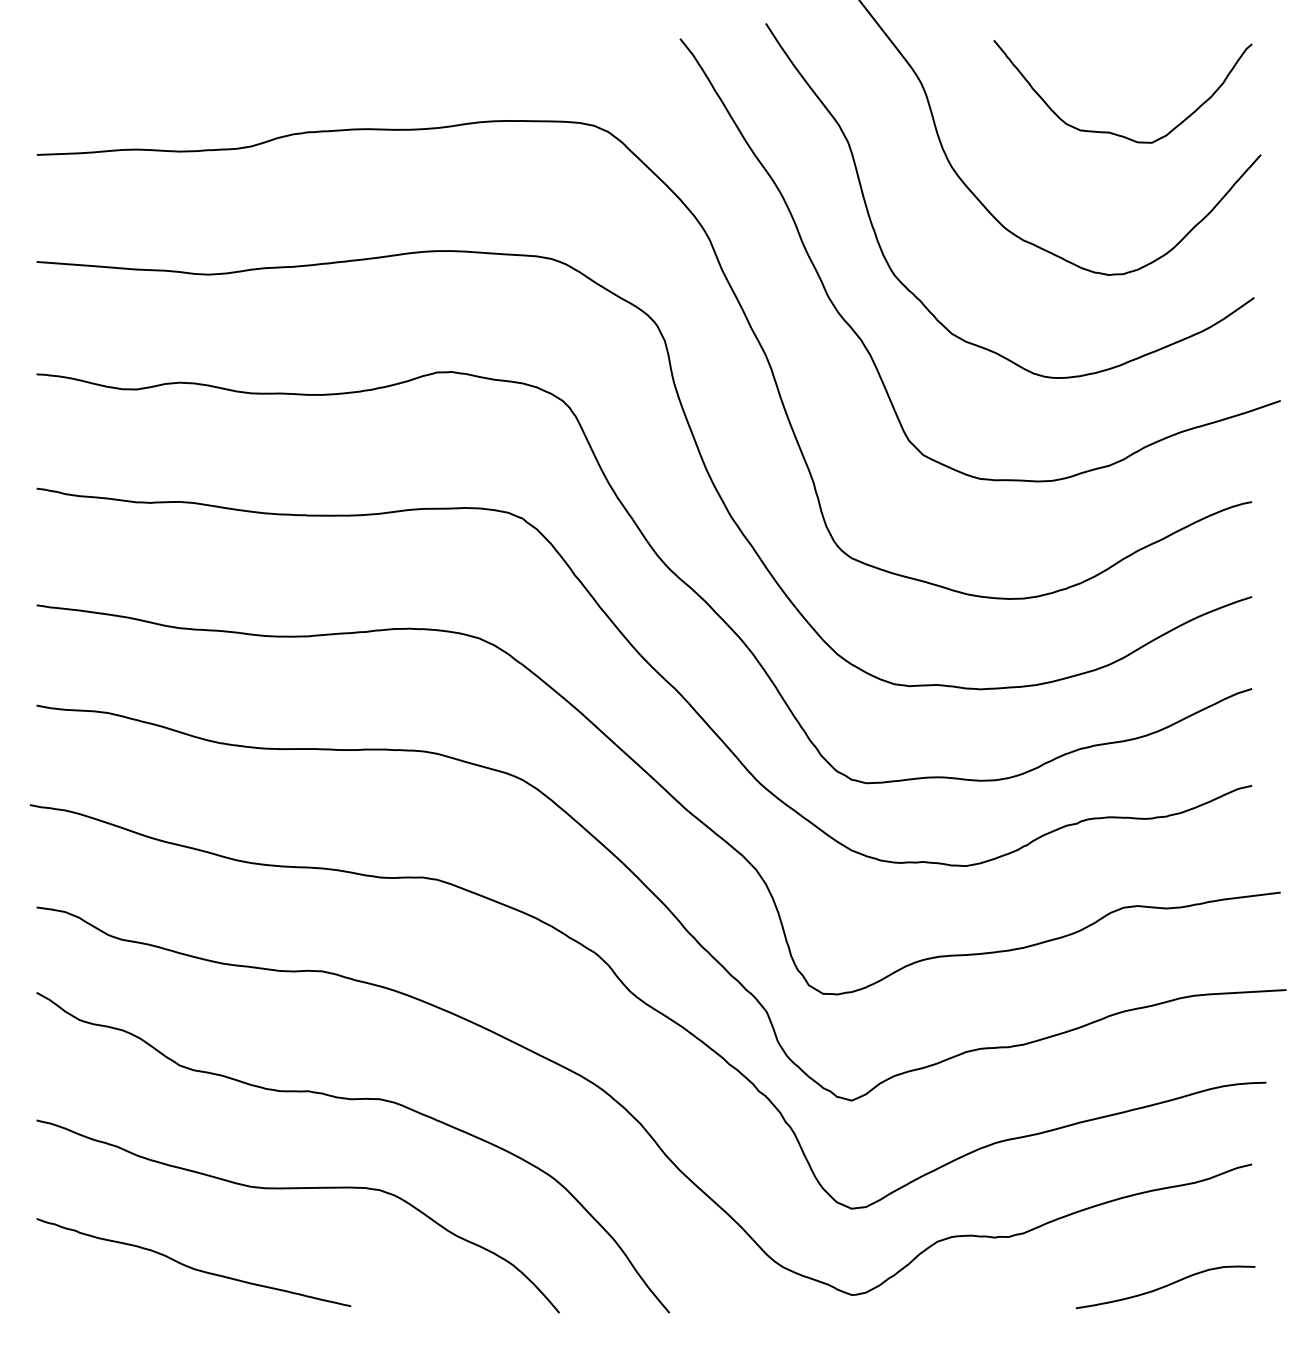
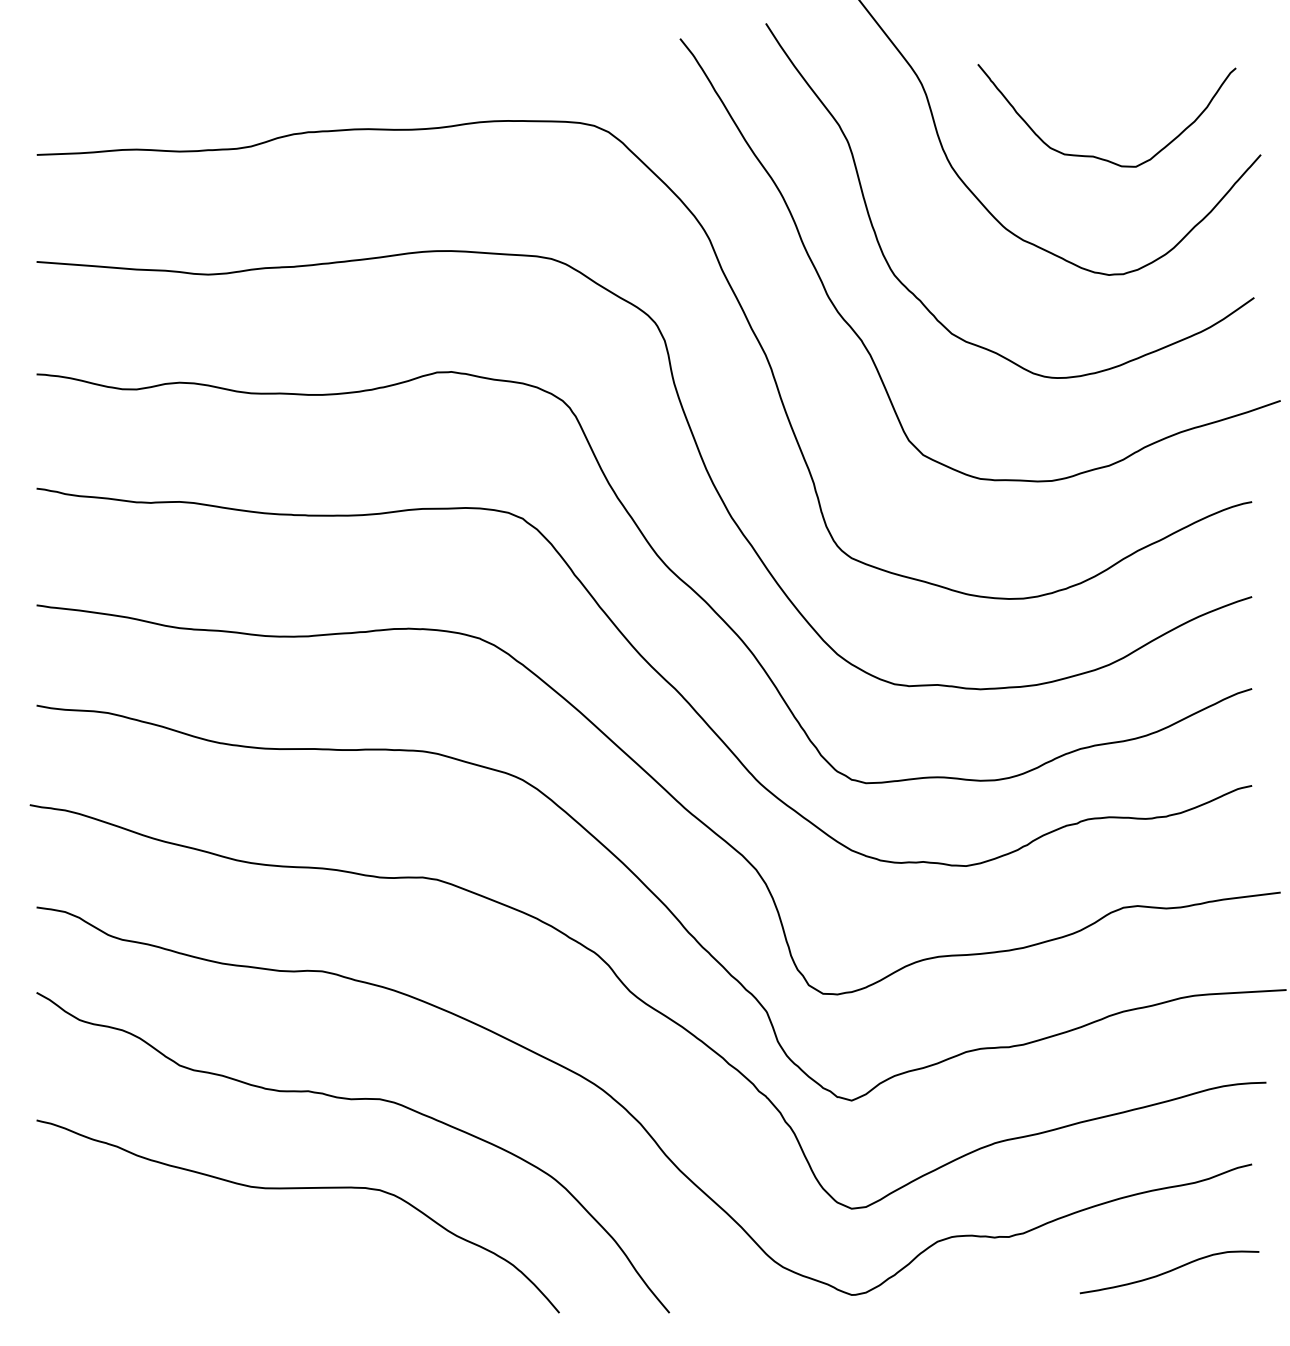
curve position: (1109, 131) -> (1093, 155) (1093, 155)
curve: present -> none (190, 1266)
curve position: (1165, 1287) -> (1169, 1272) (1169, 1272)
